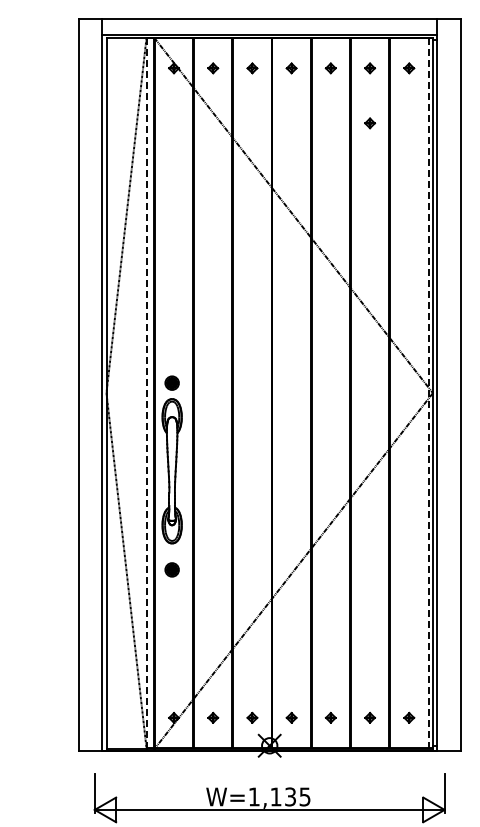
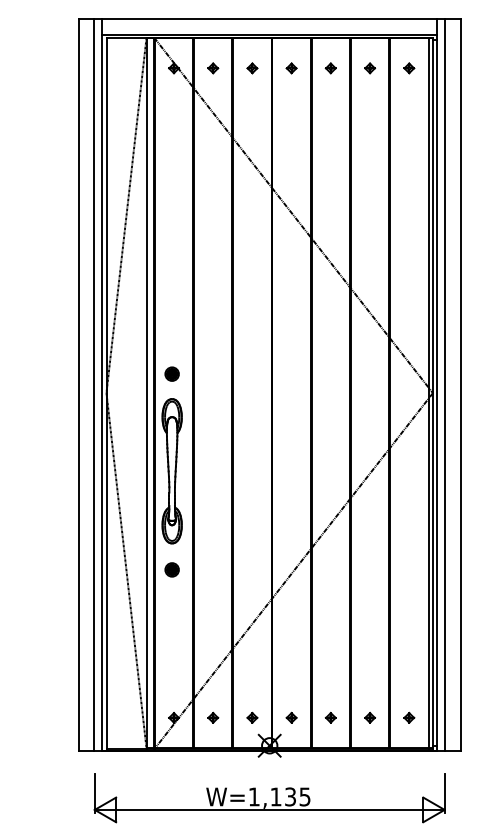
part: present -> none (370, 123)
part position: (171, 382) -> (171, 373) (171, 373)
line: none -> present (94, 385)
line: none -> present (445, 385)
line: dashed -> solid (146, 393)
line: dashed -> solid (428, 393)
